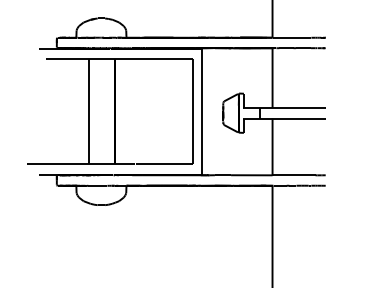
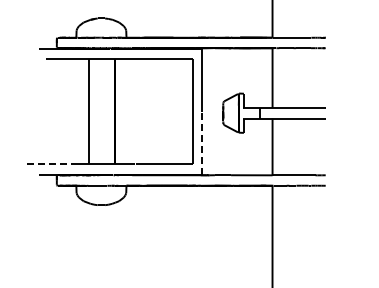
line: solid -> dashed (201, 143)
line: solid -> dashed (49, 164)
